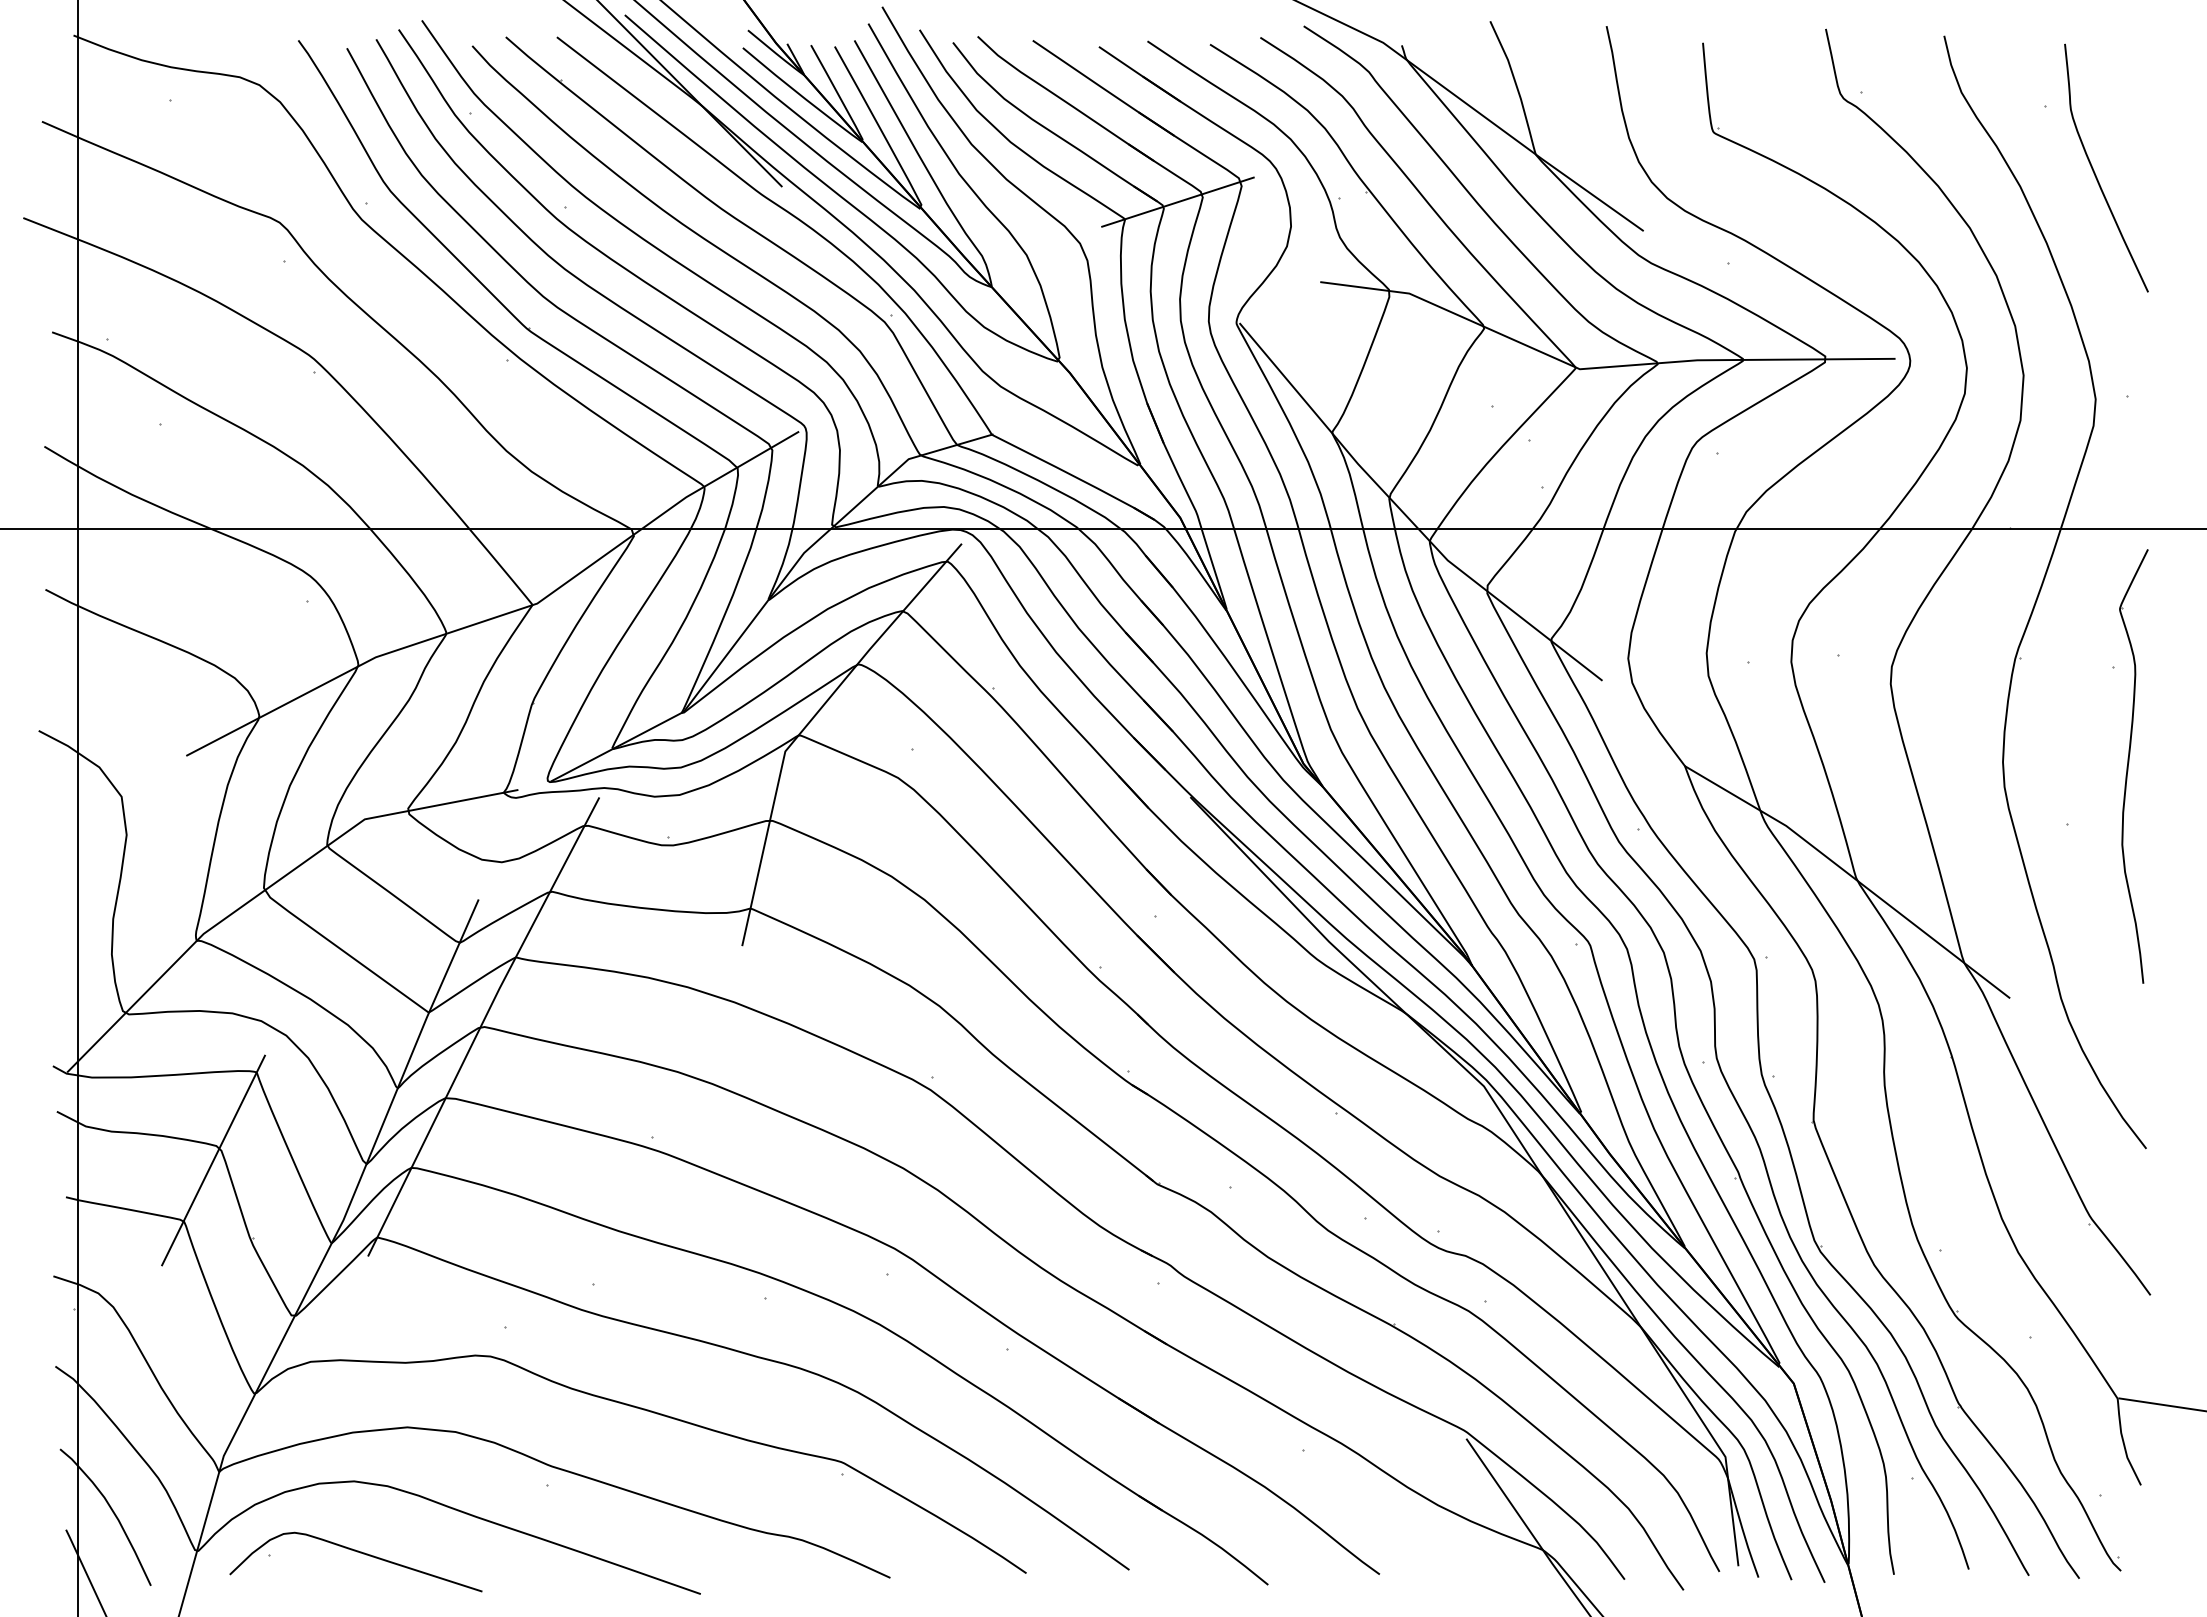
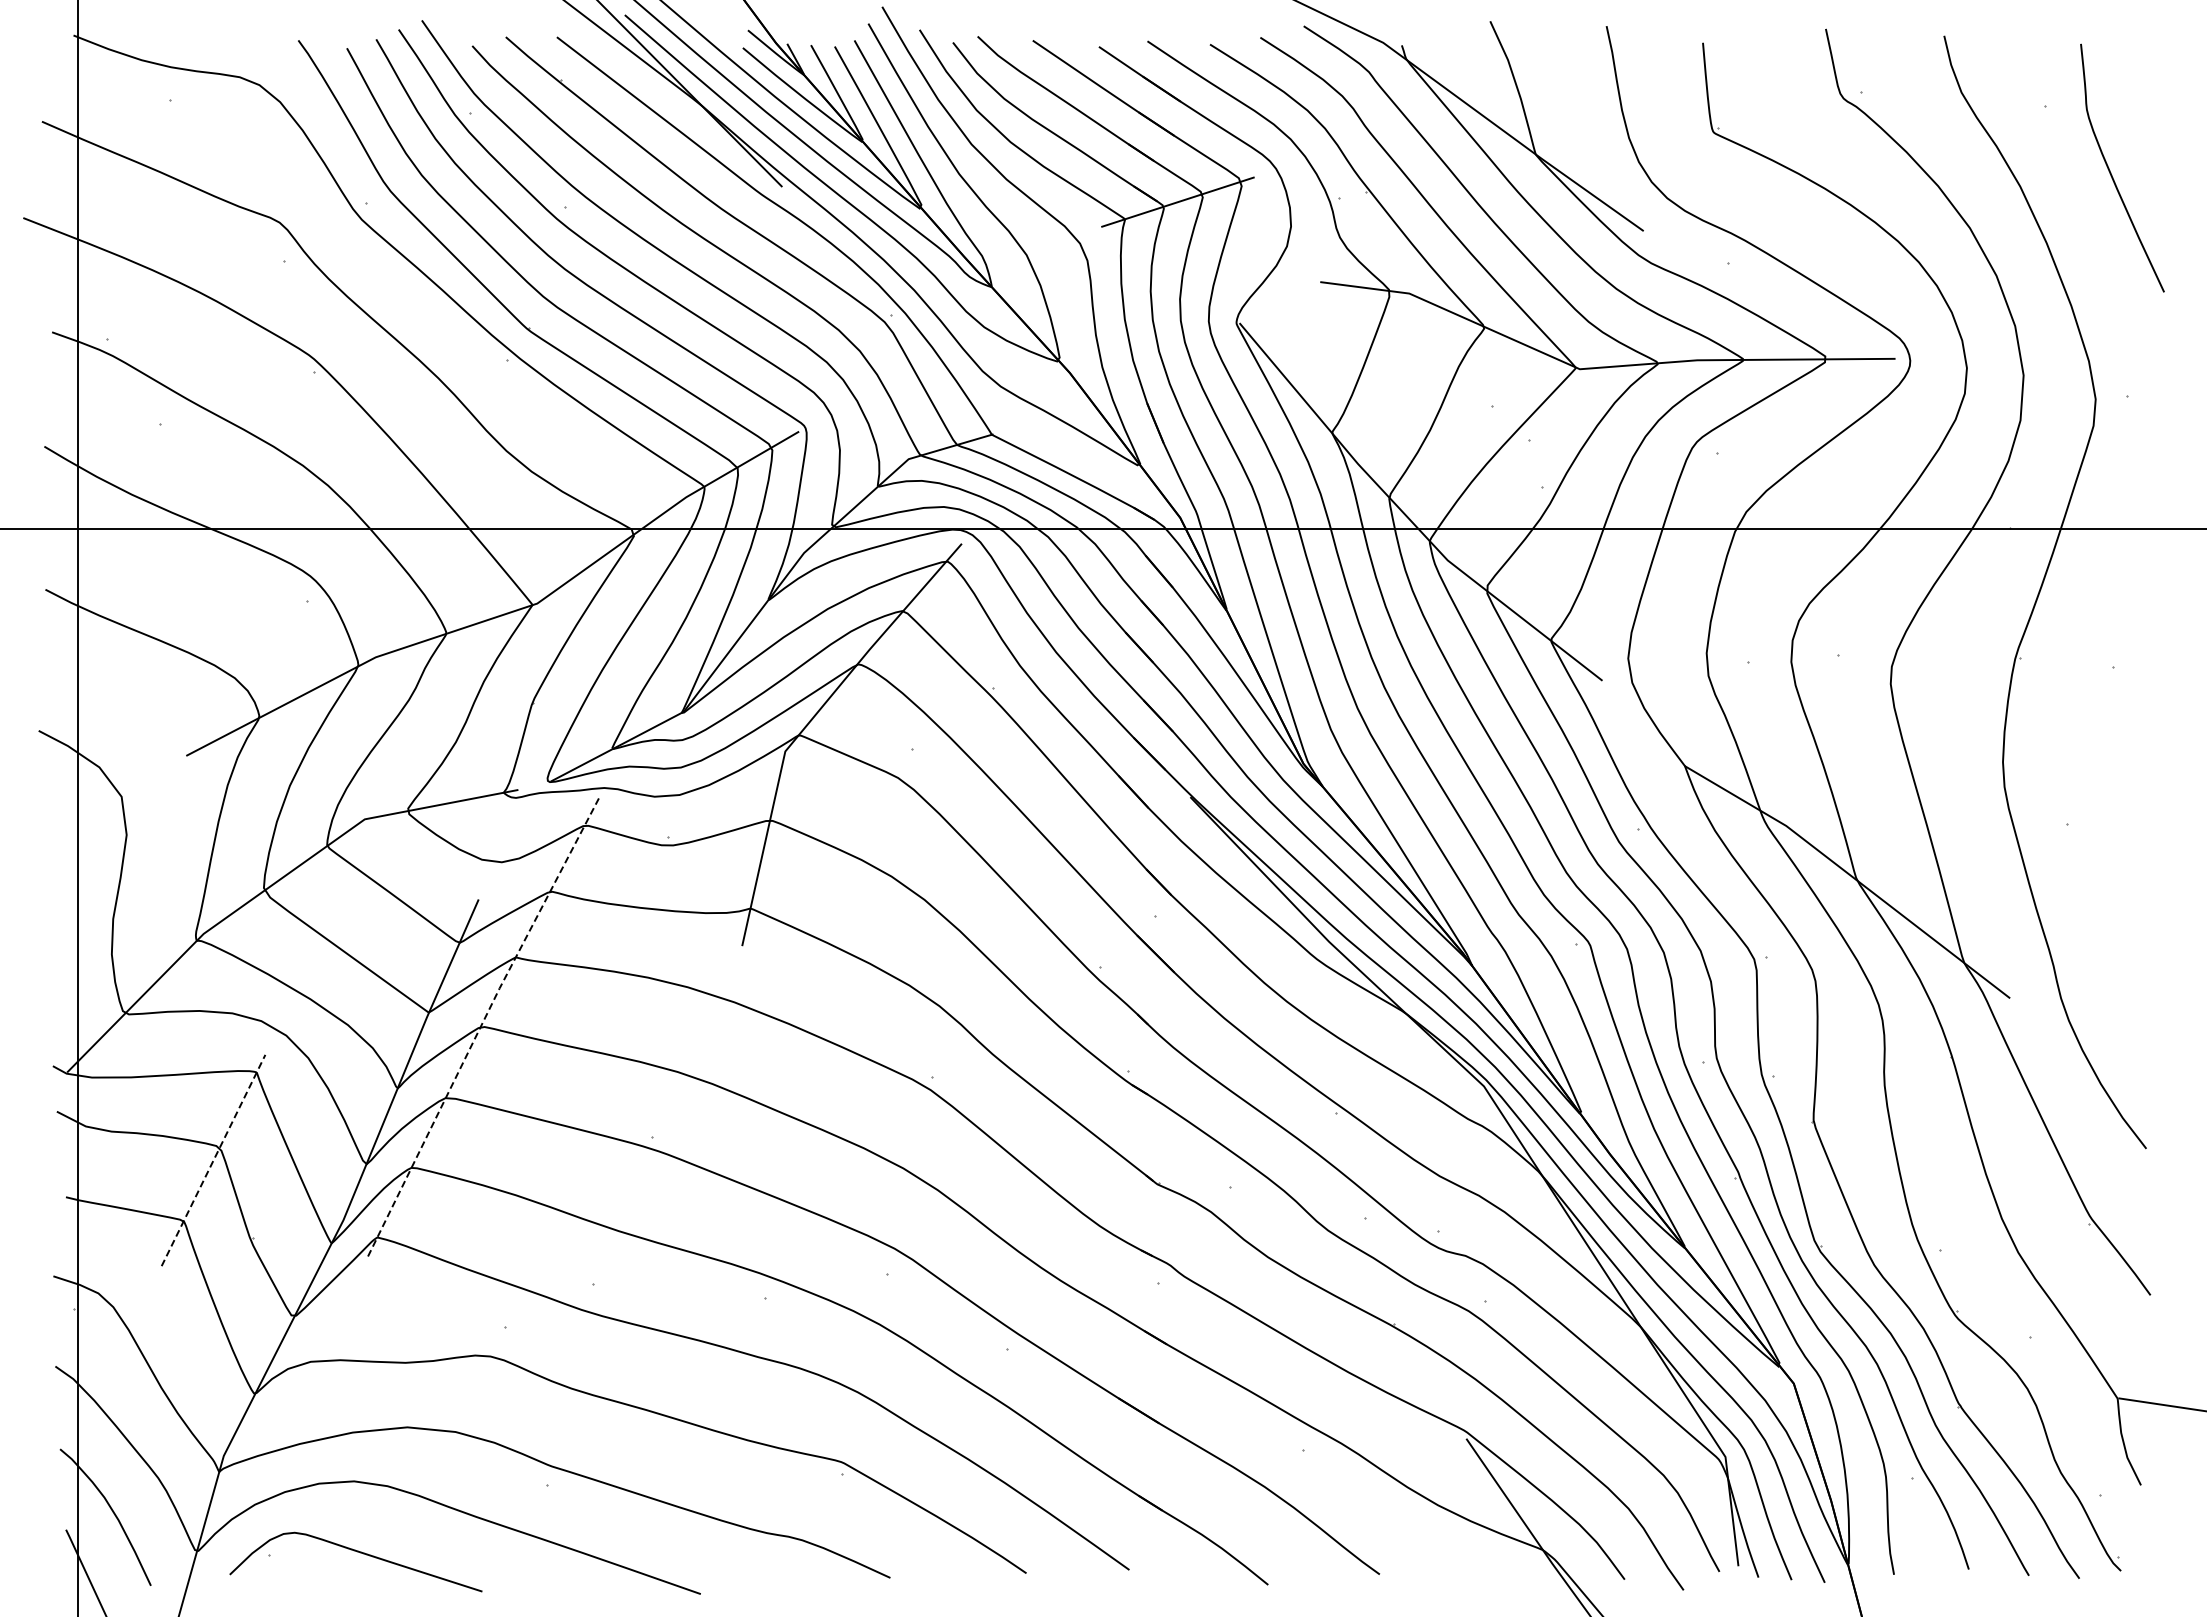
curve position: (2095, 172) -> (2111, 172) (2111, 172)
part: present -> none (2133, 766)
line: solid -> dashed (481, 1025)
line: solid -> dashed (213, 1160)
